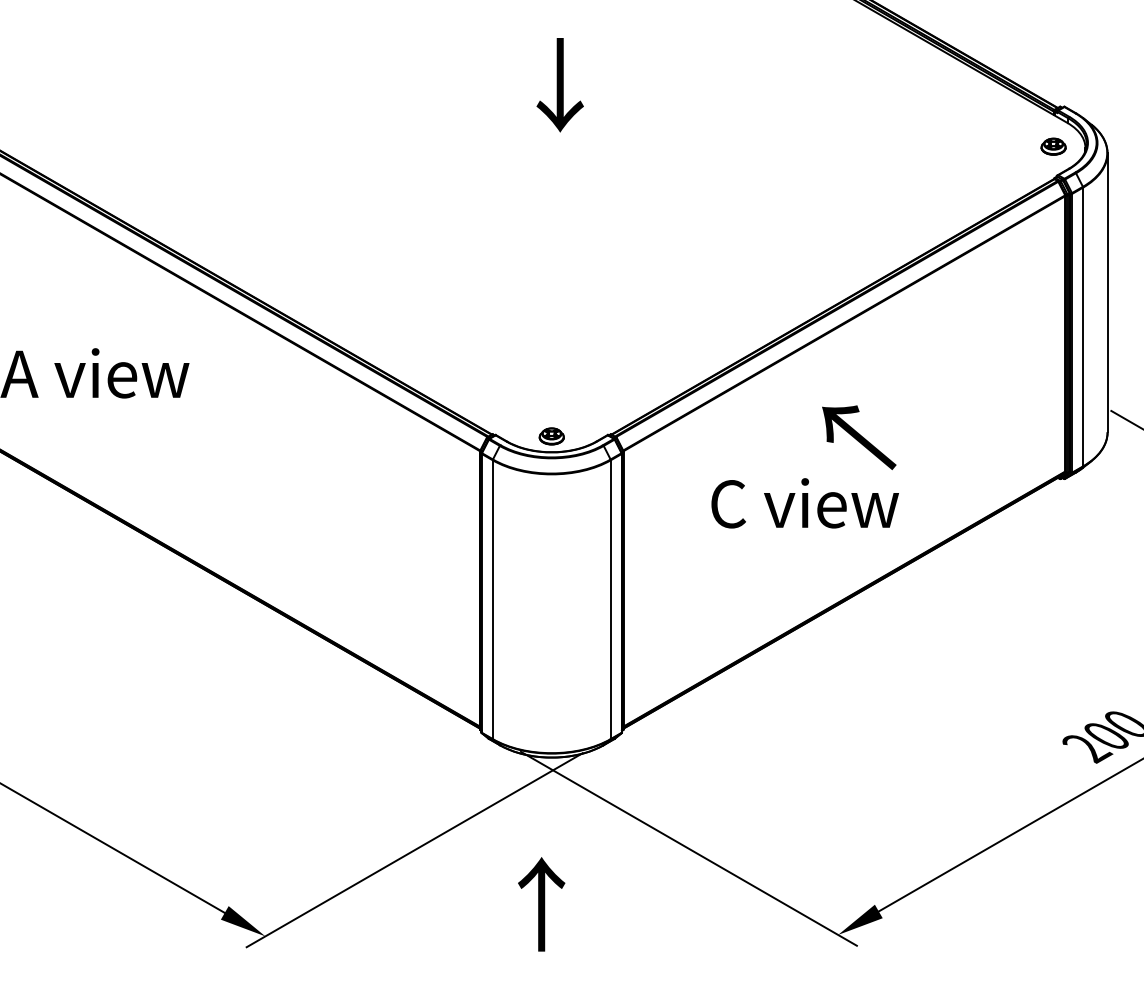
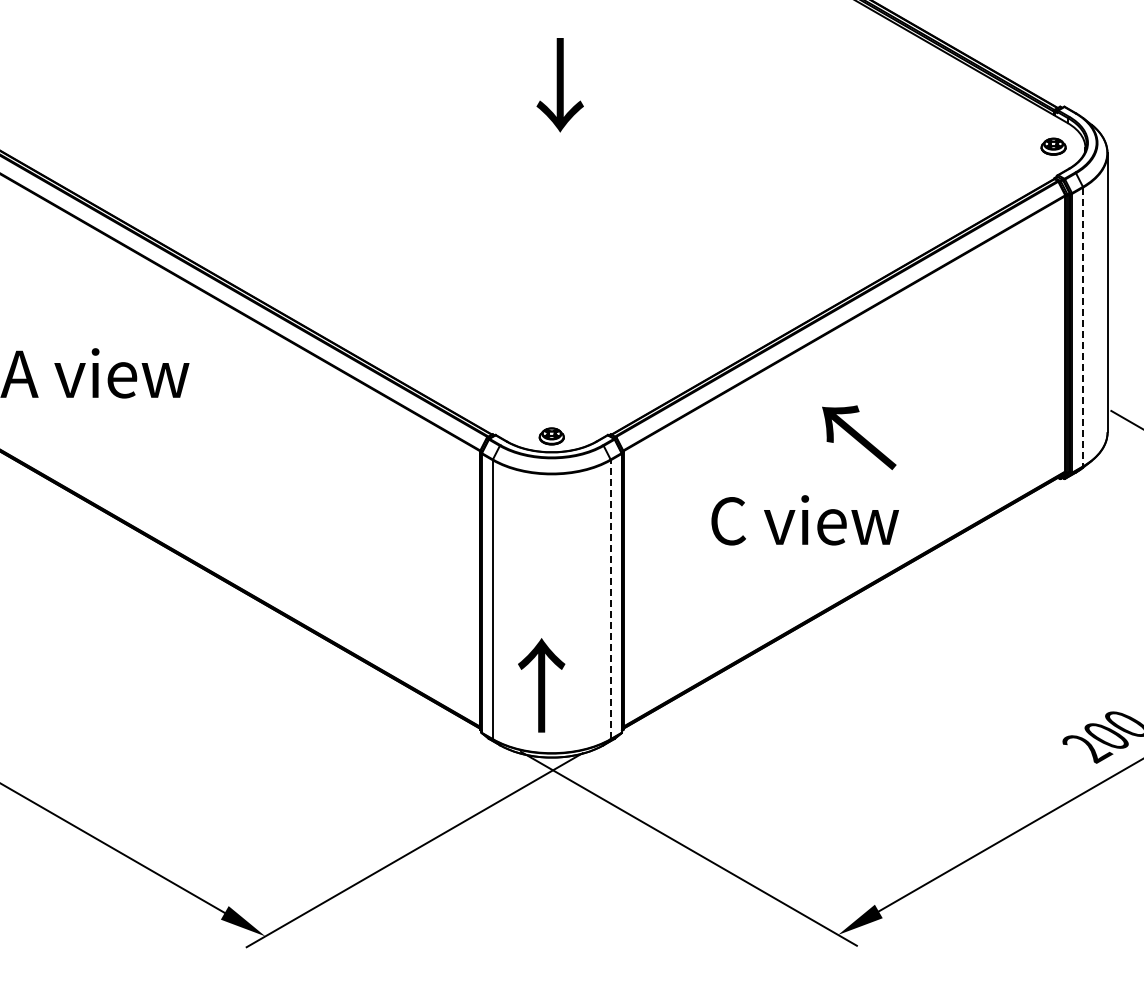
line: solid -> dashed (1083, 327)
text position: (804, 503) -> (804, 520) (804, 520)
line: solid -> dashed (610, 599)
text position: (541, 904) -> (541, 685) (541, 685)
